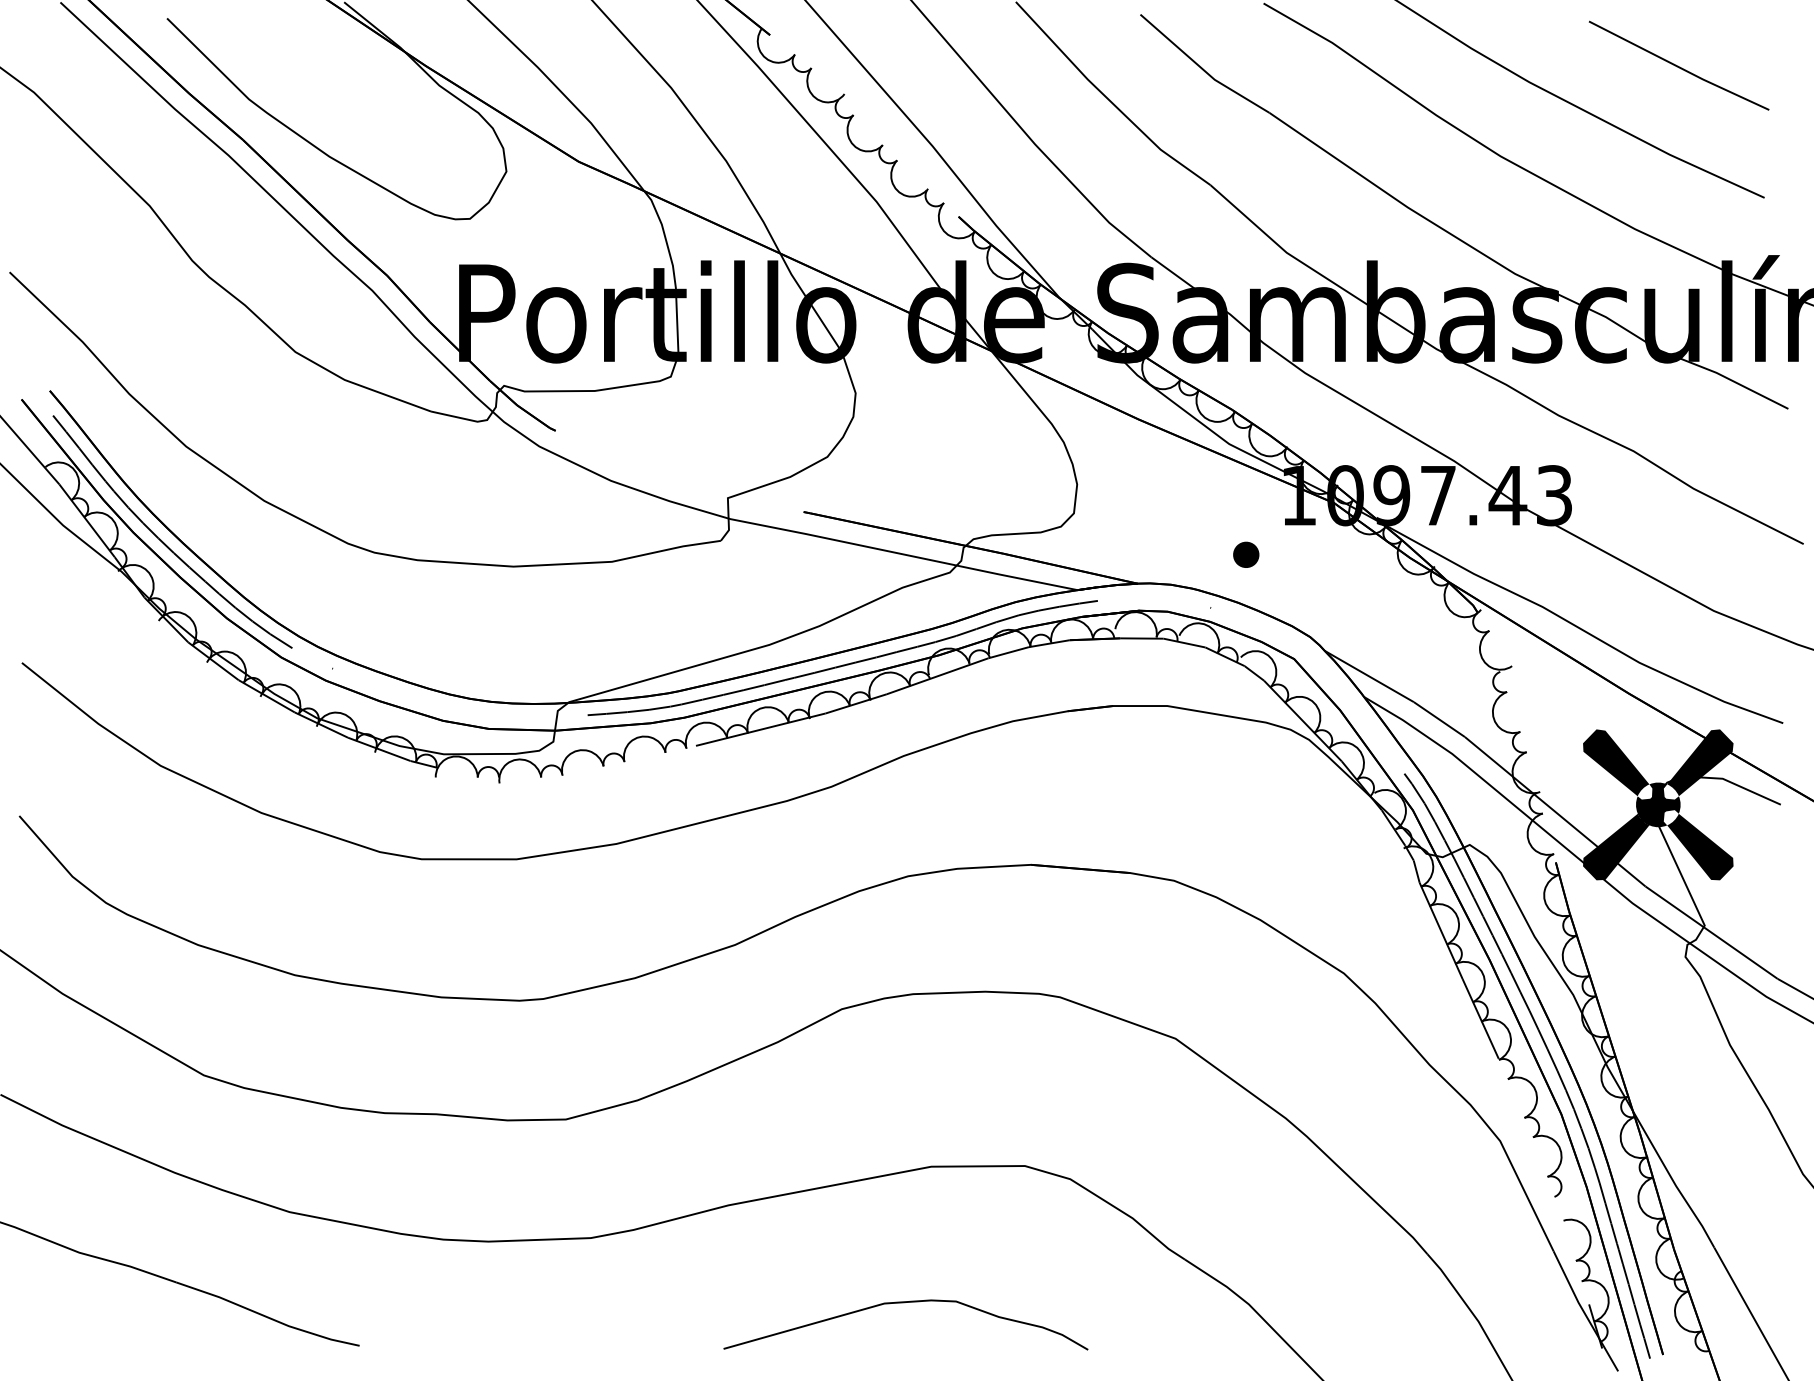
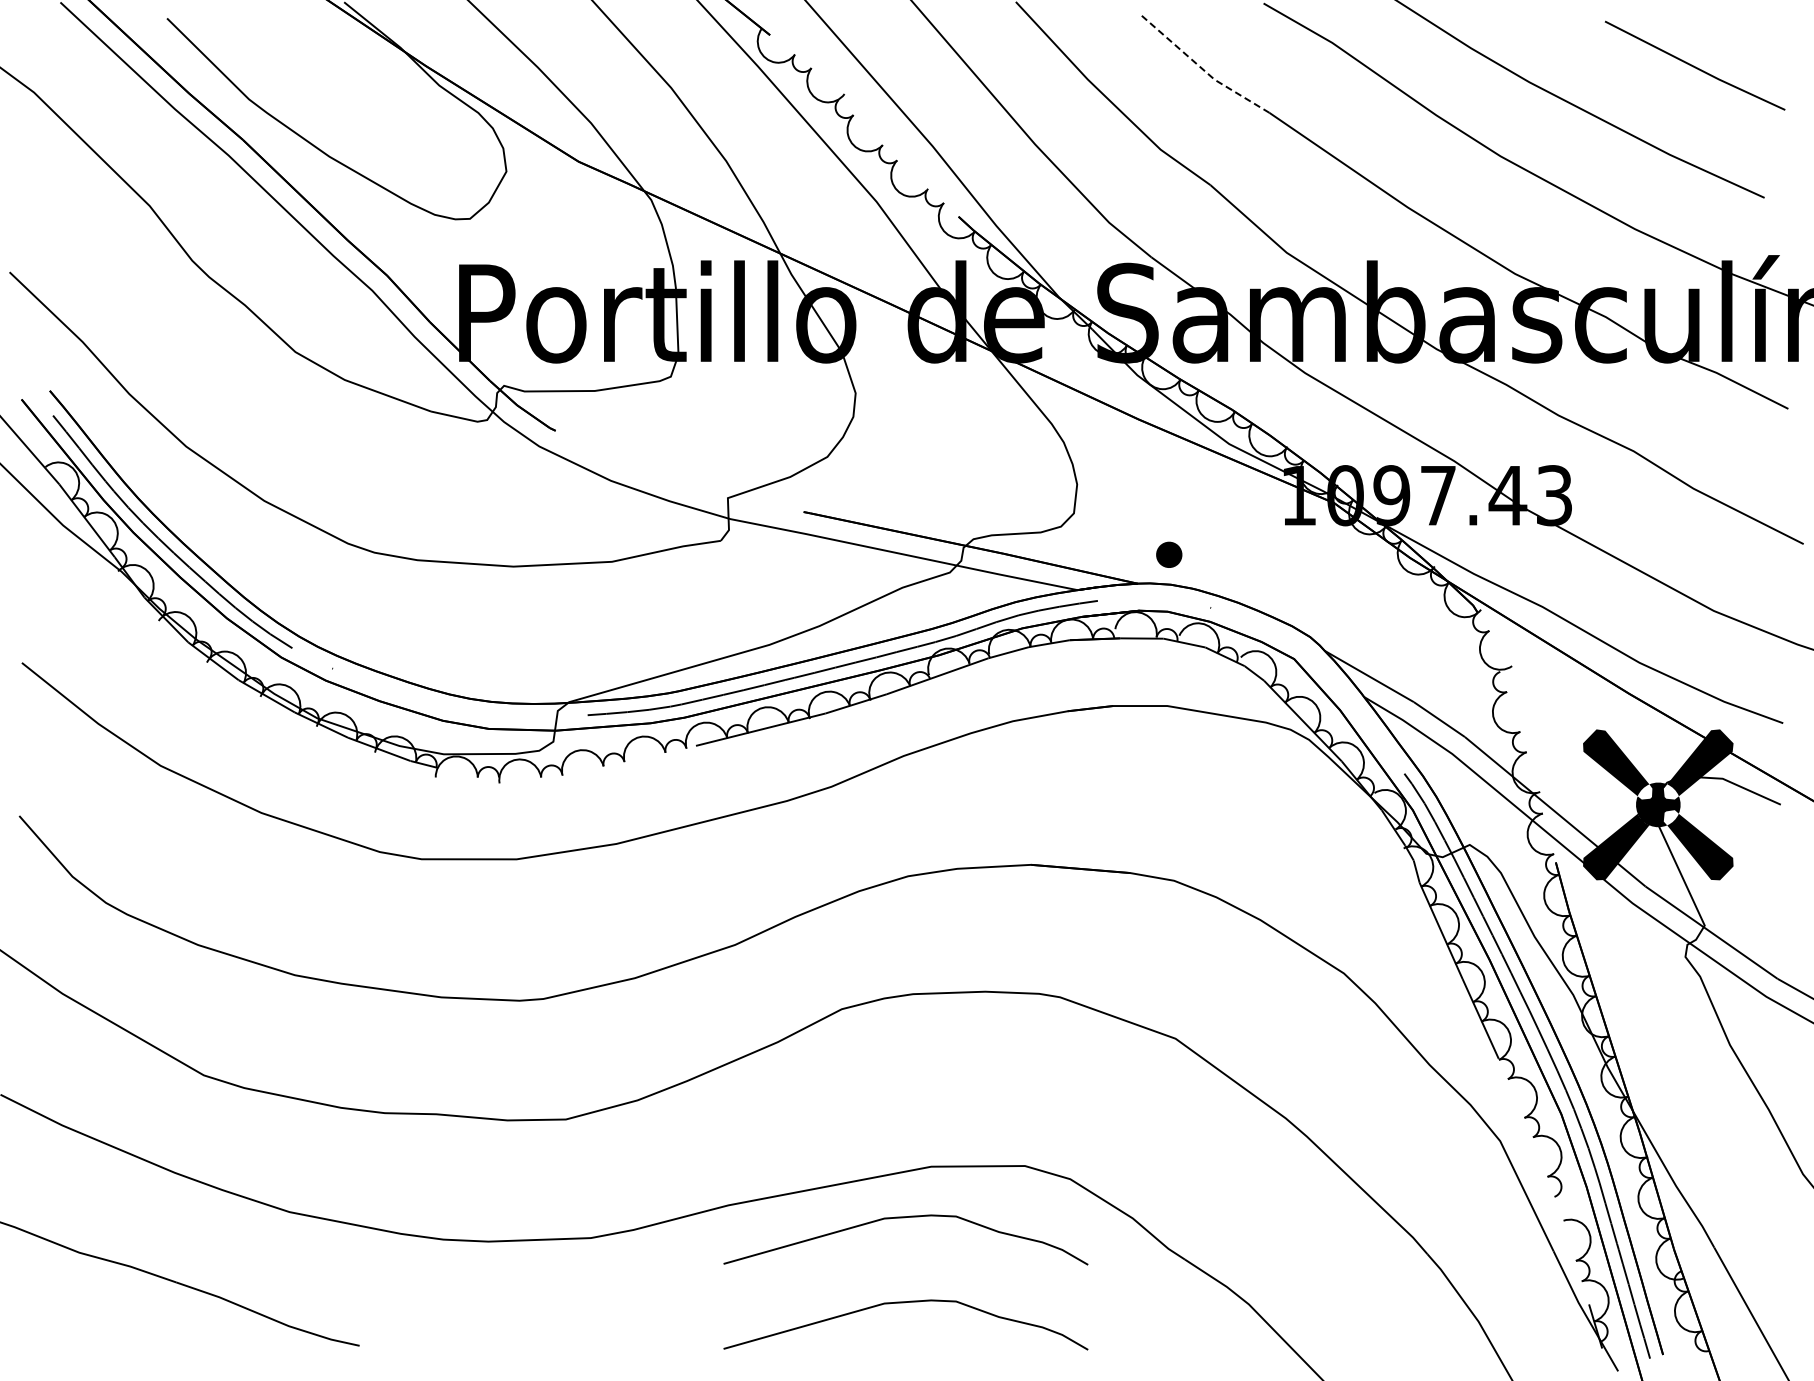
line position: (1677, 65) -> (1693, 65) (1693, 65)
line: solid -> dashed (1202, 68)
part position: (1246, 554) -> (1169, 554) (1169, 554)
curve: none -> present (904, 1218)
